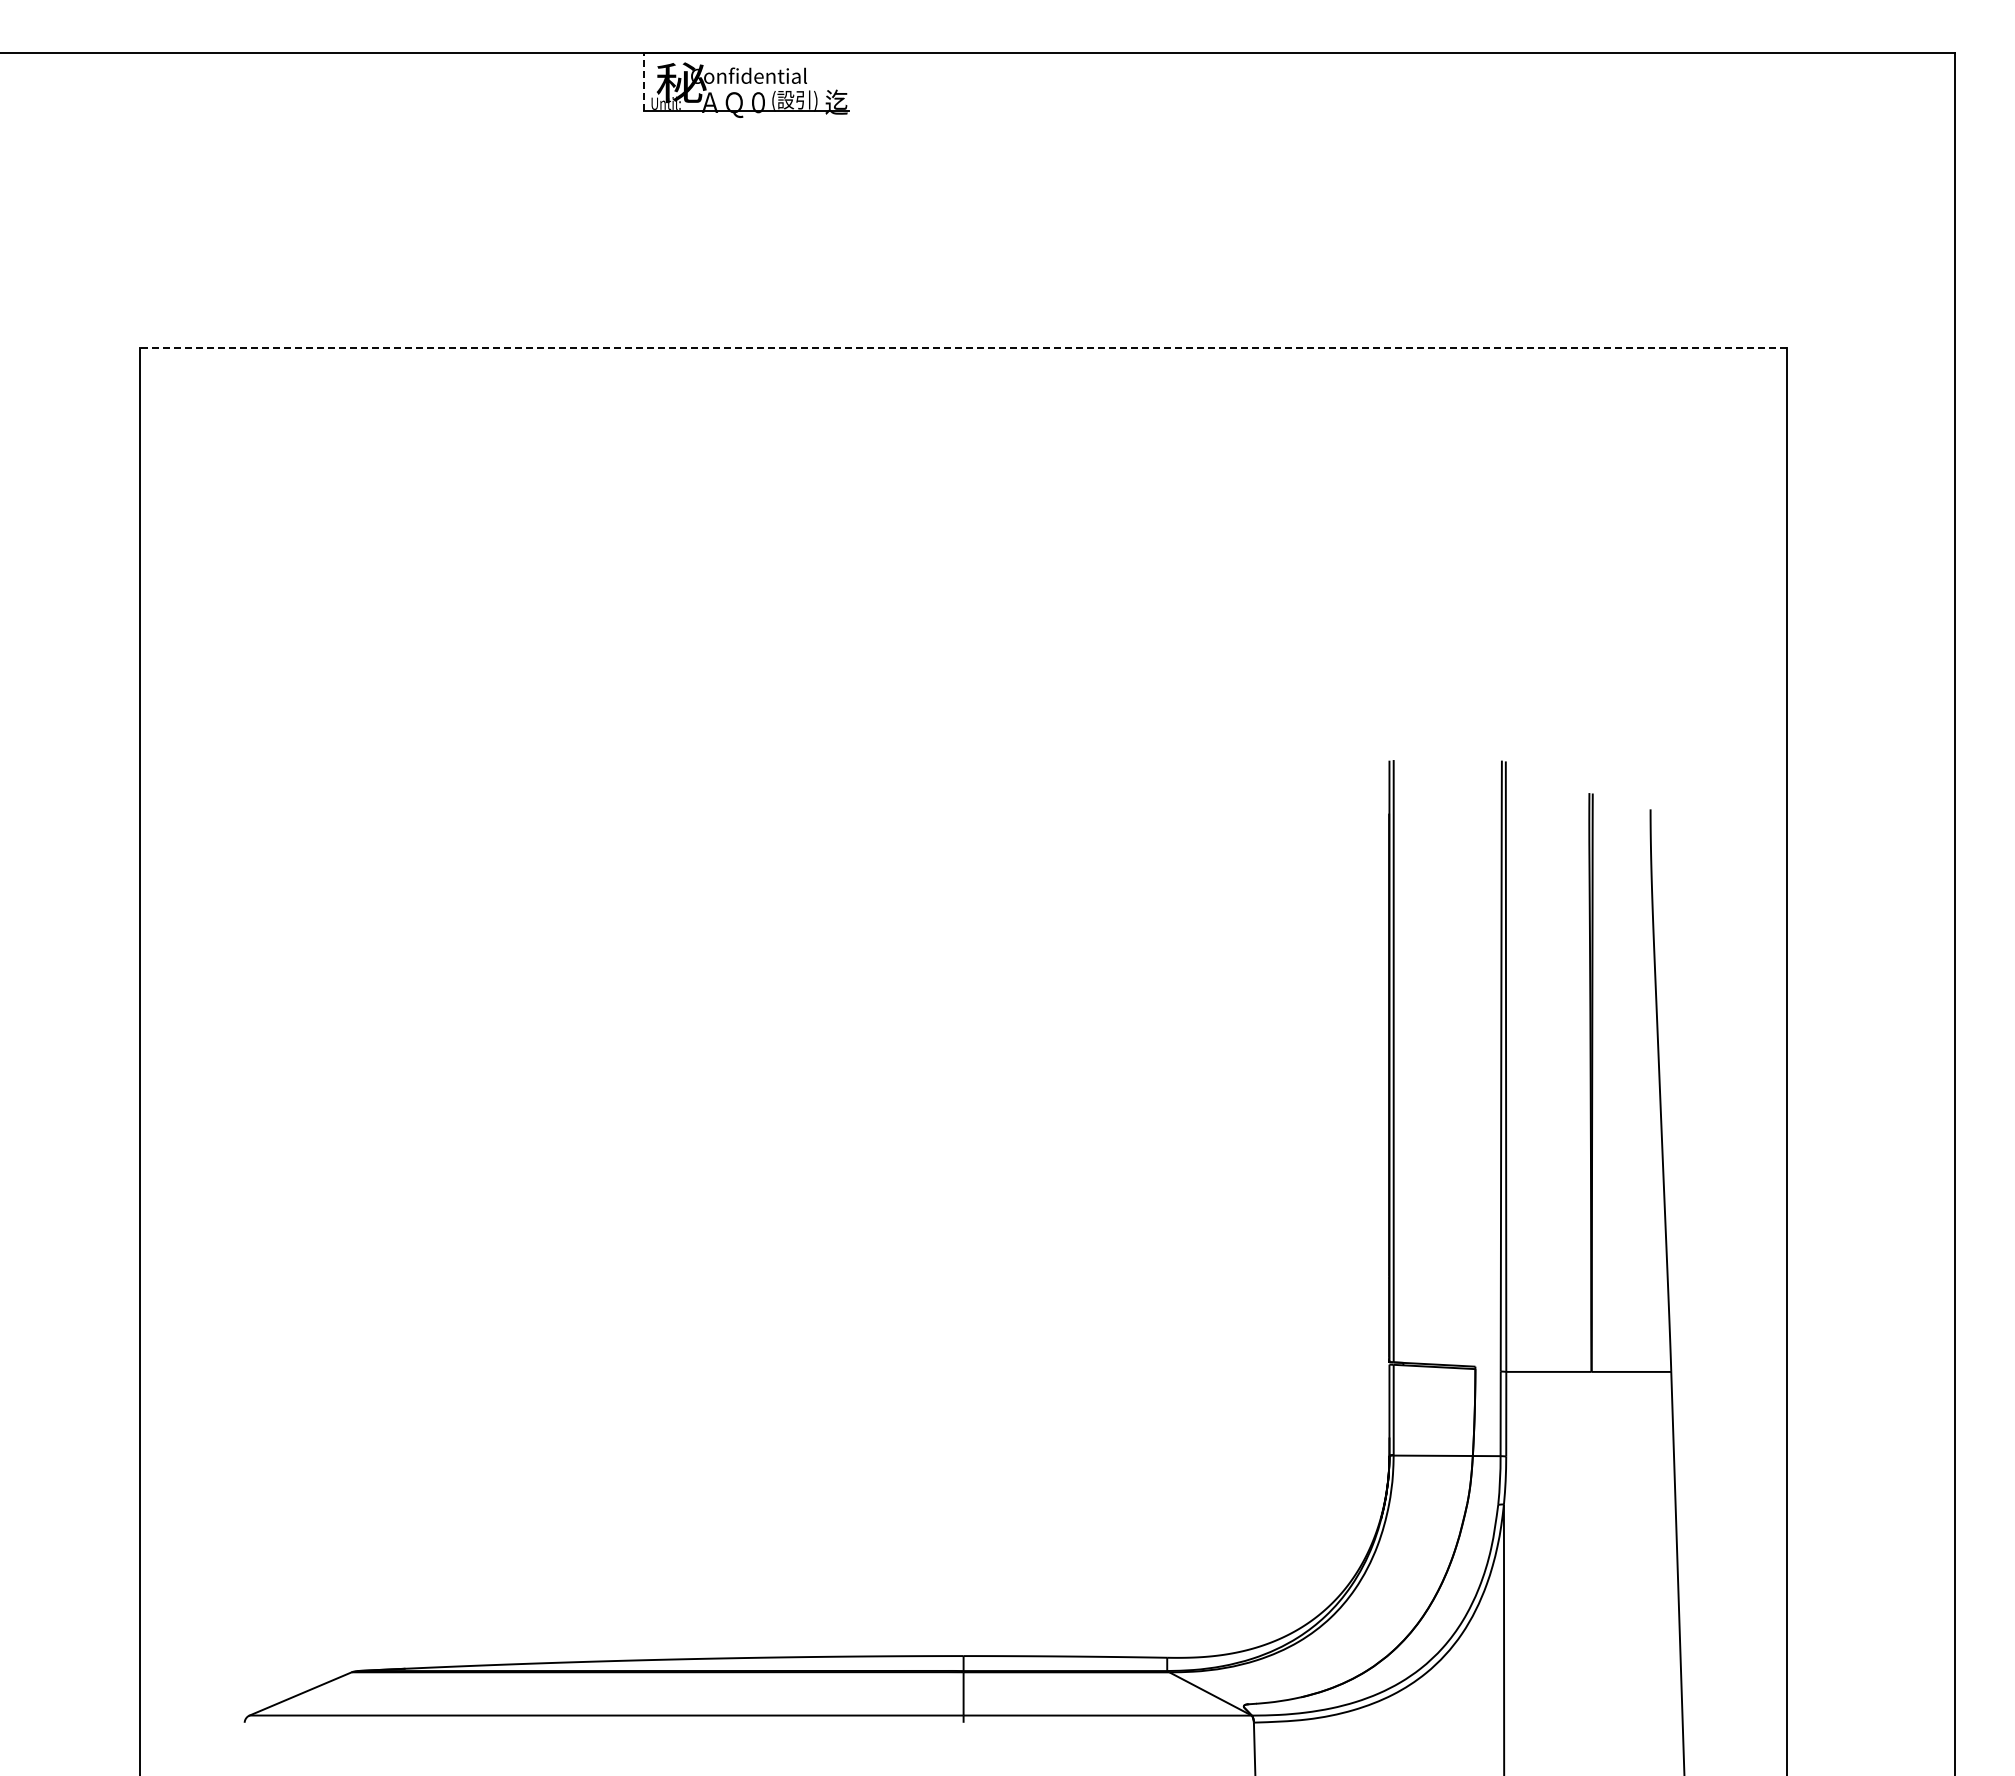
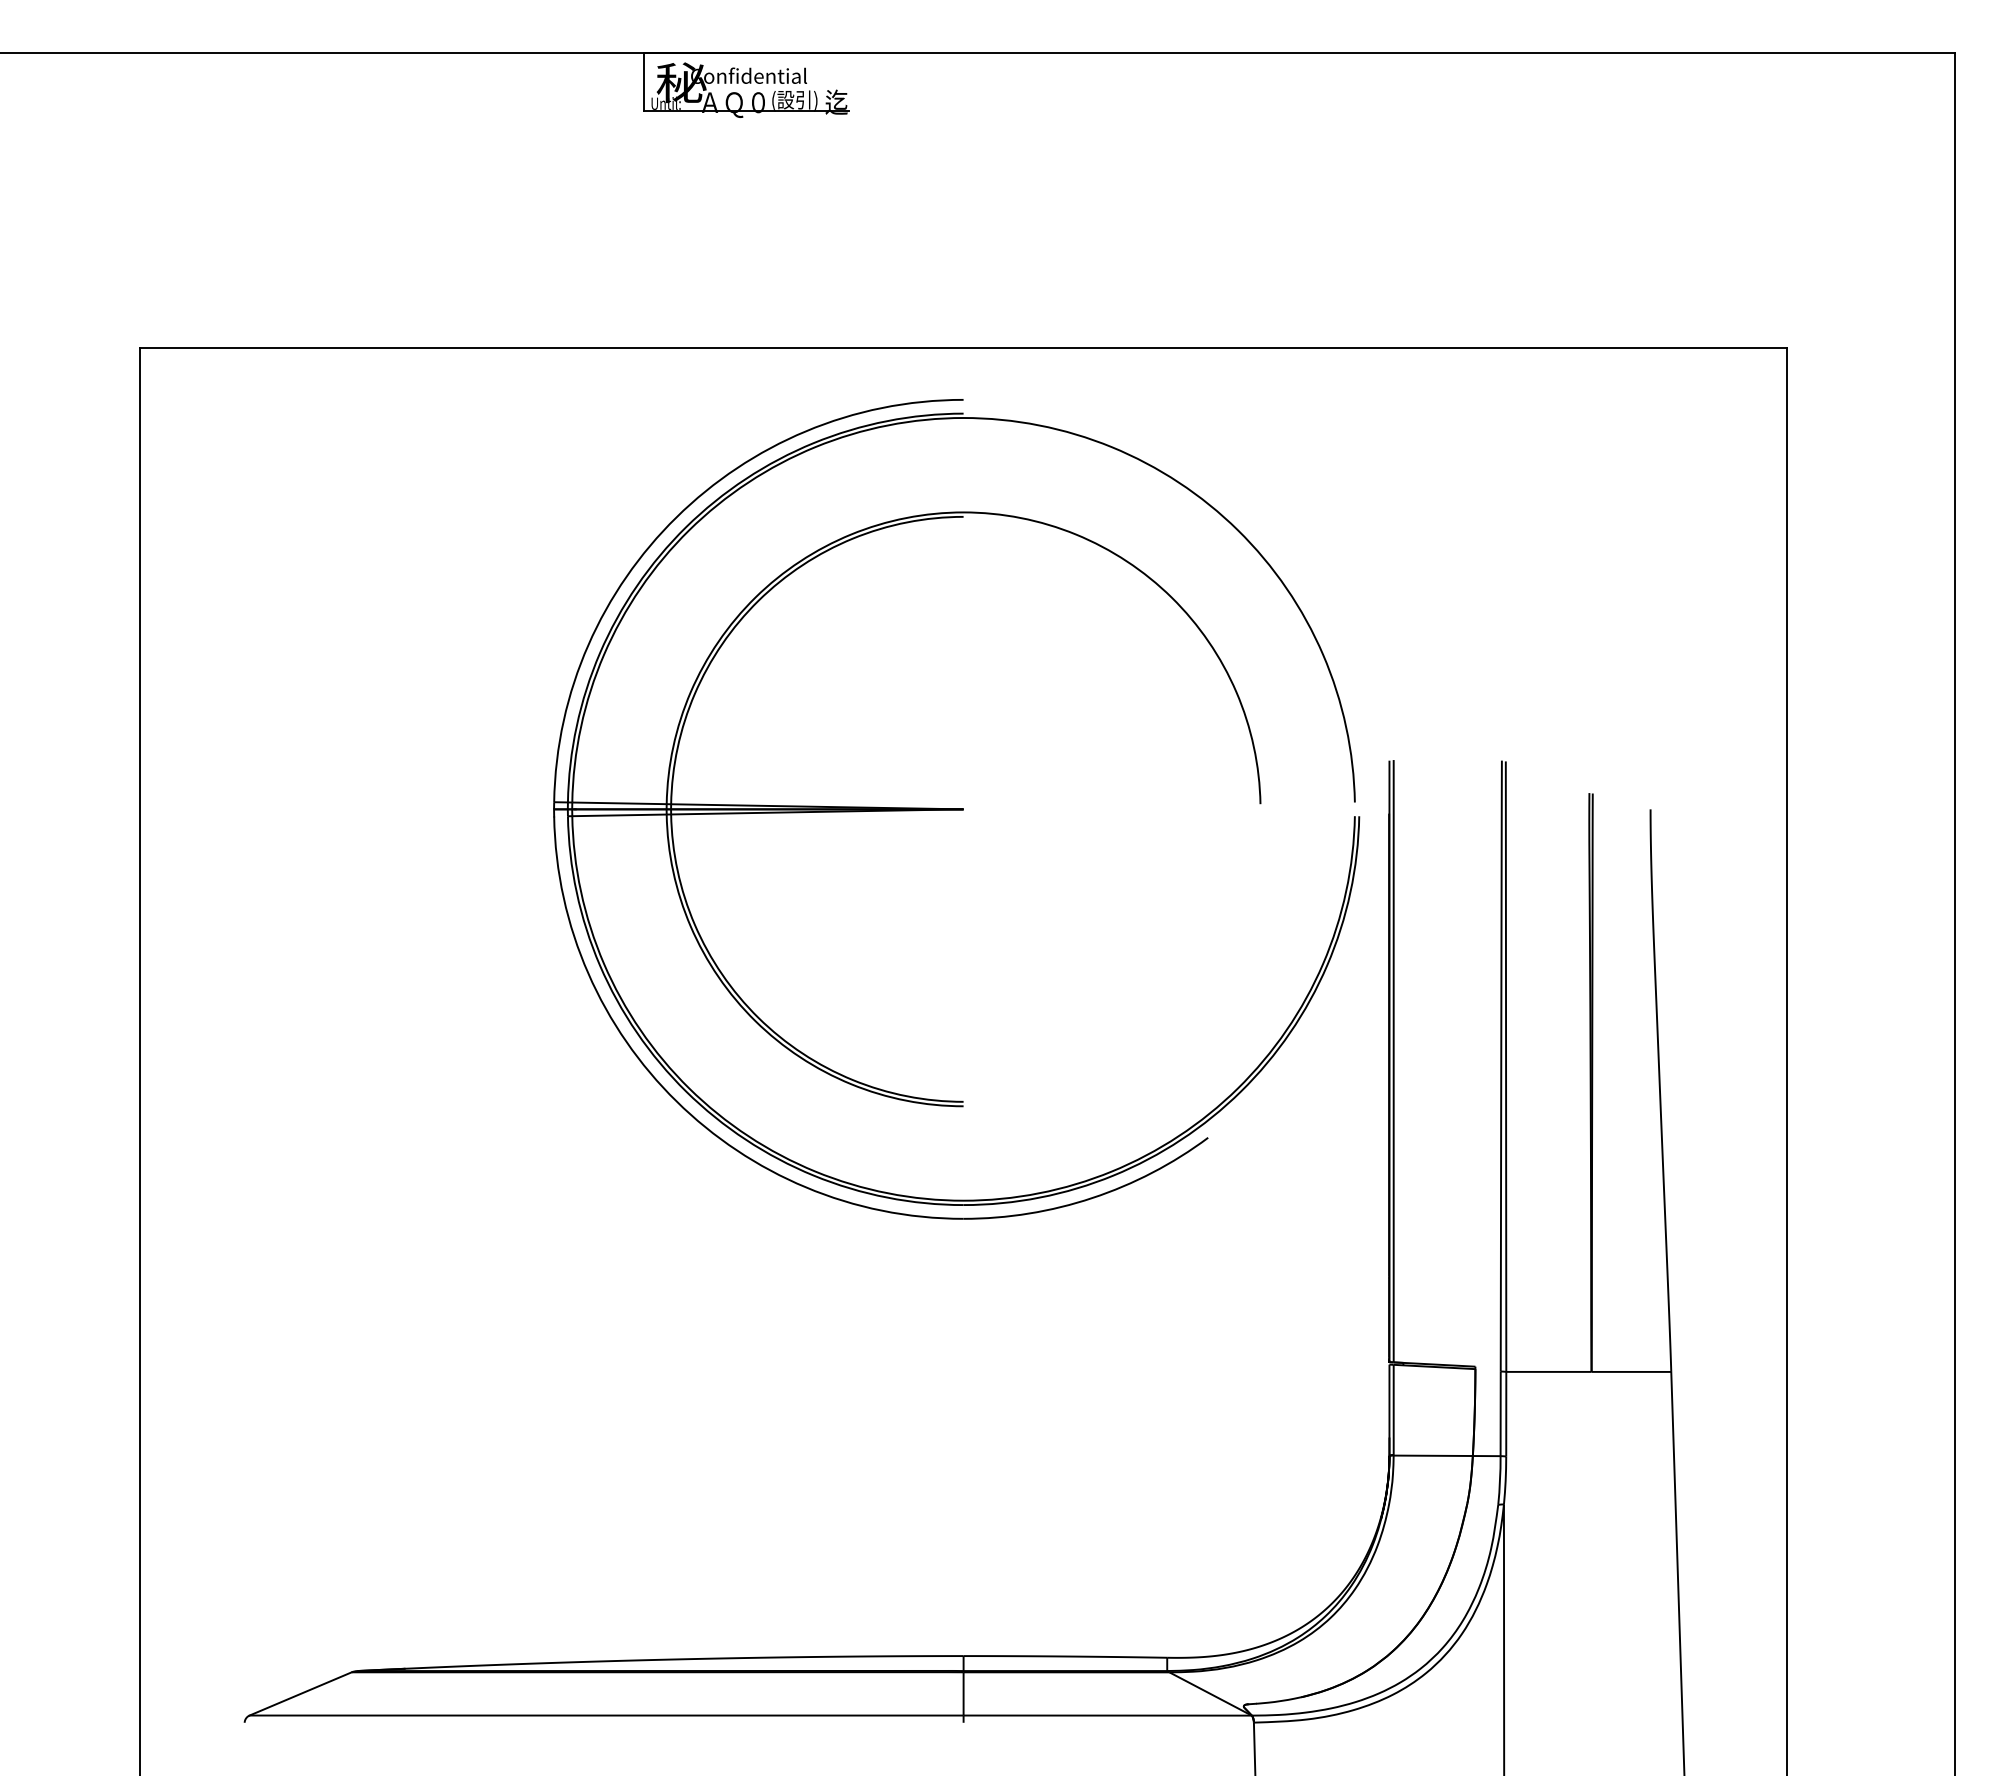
line: dashed -> solid (644, 82)
line: dashed -> solid (963, 347)
part: none -> present (956, 809)
